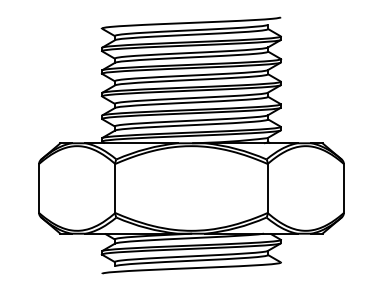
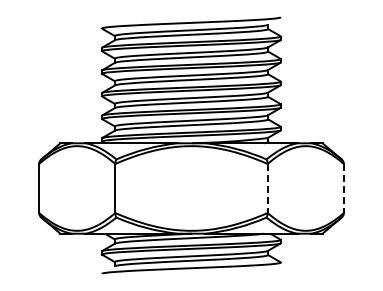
line: solid -> dashed (267, 189)
line: solid -> dashed (343, 189)
